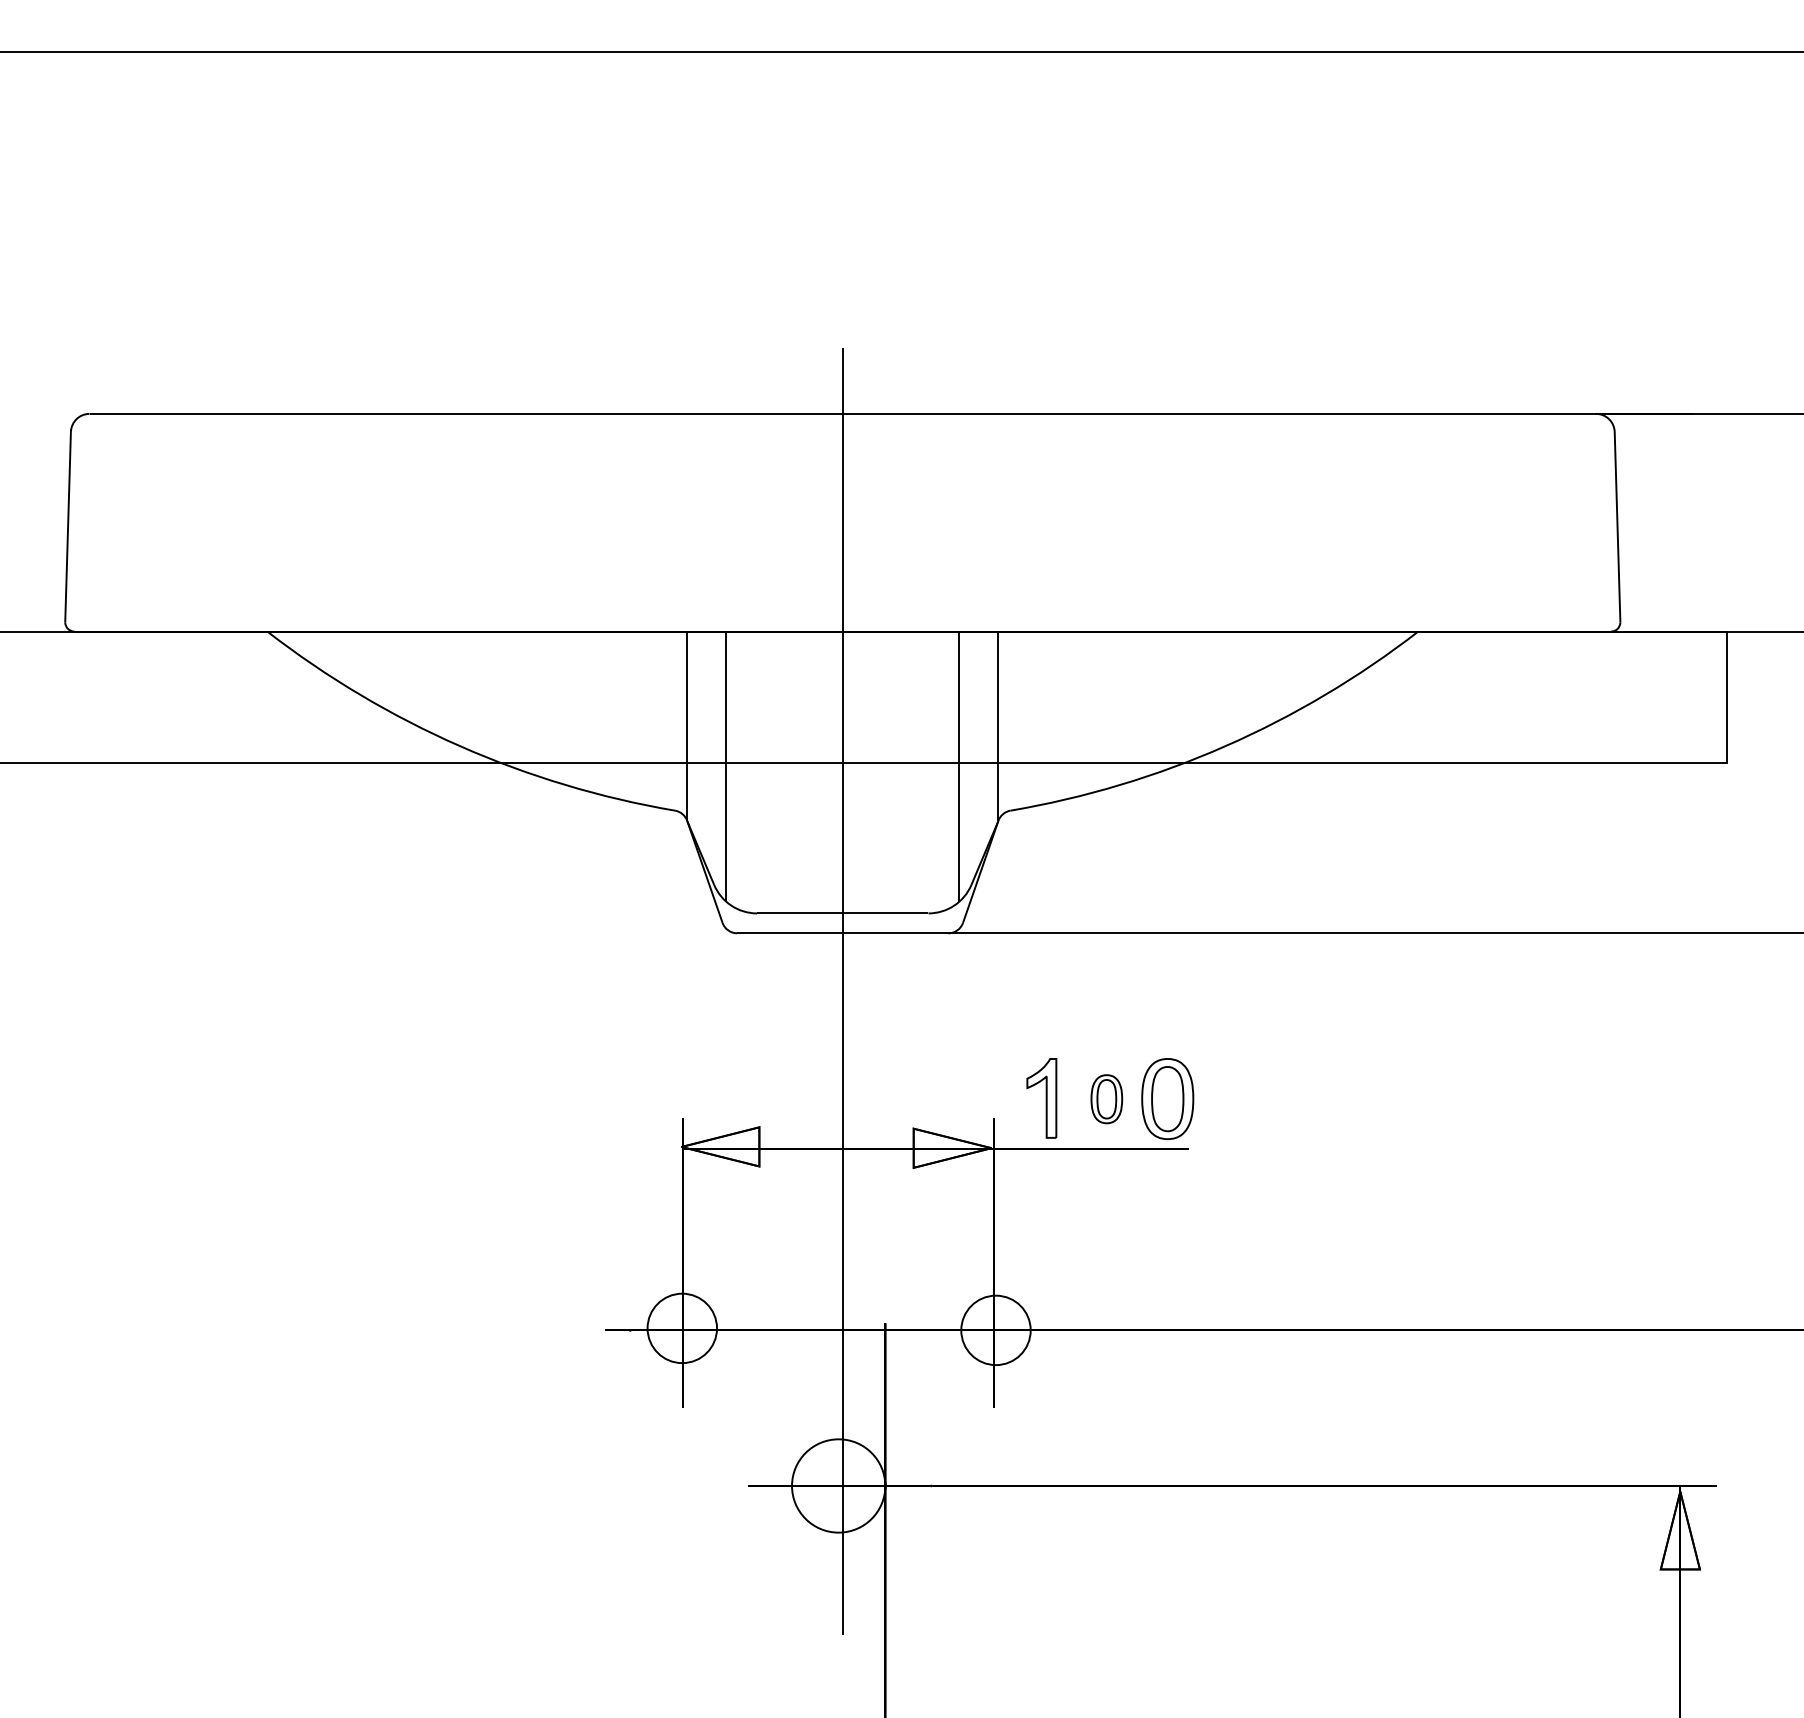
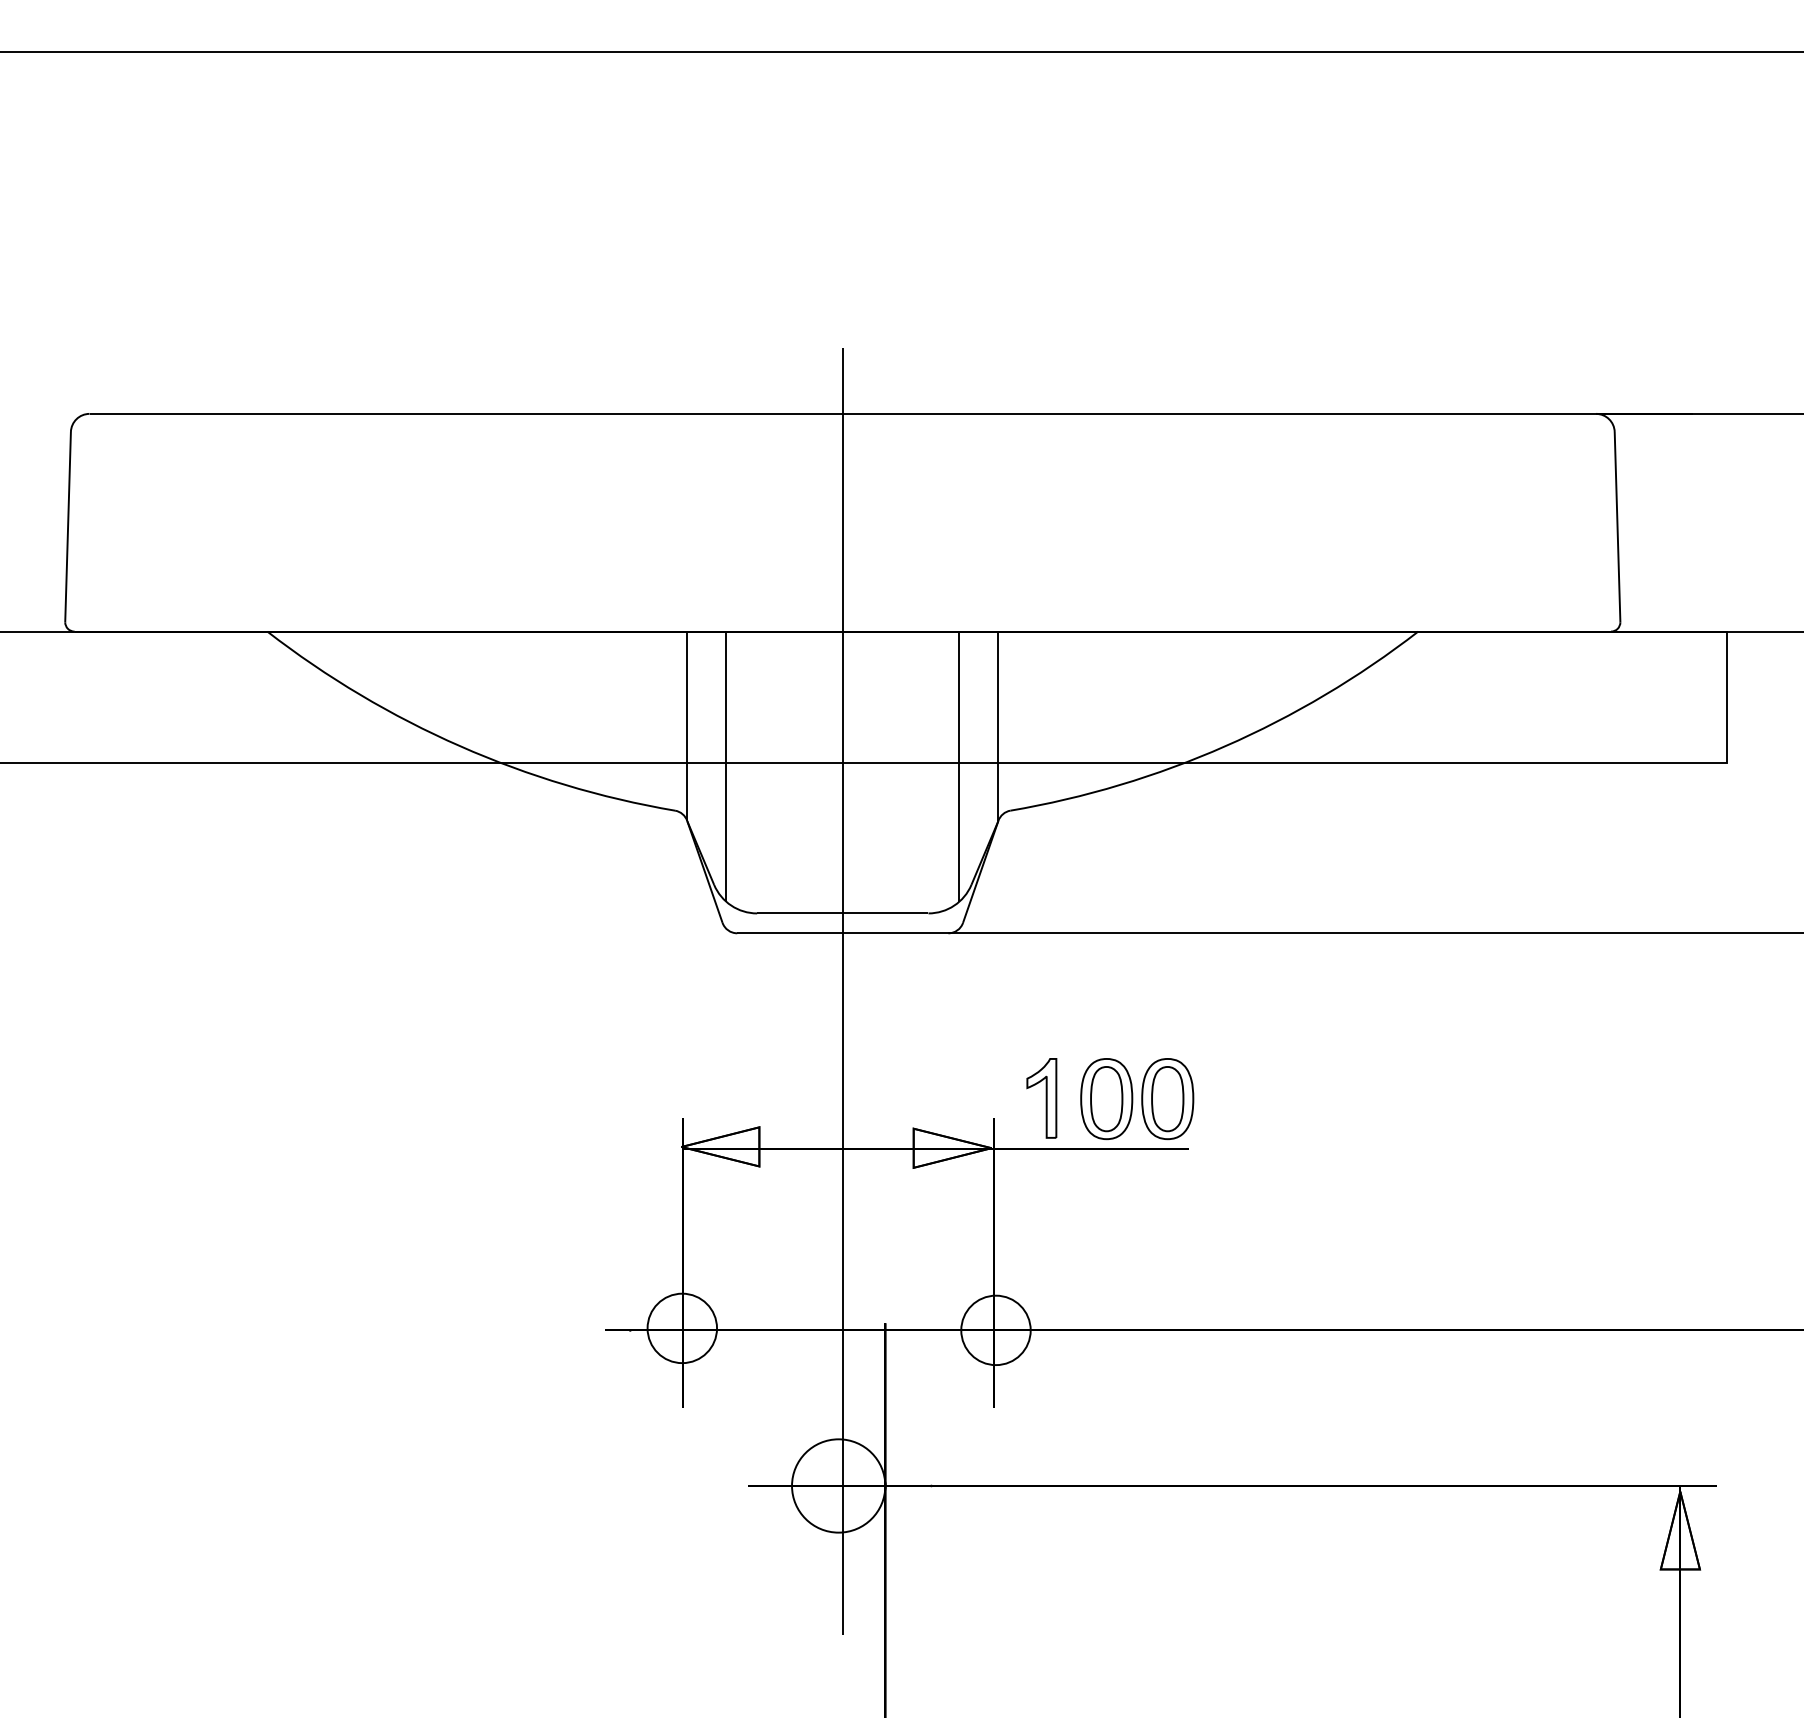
part size: 34x51 px -> 54x83 px (1106, 1099)
